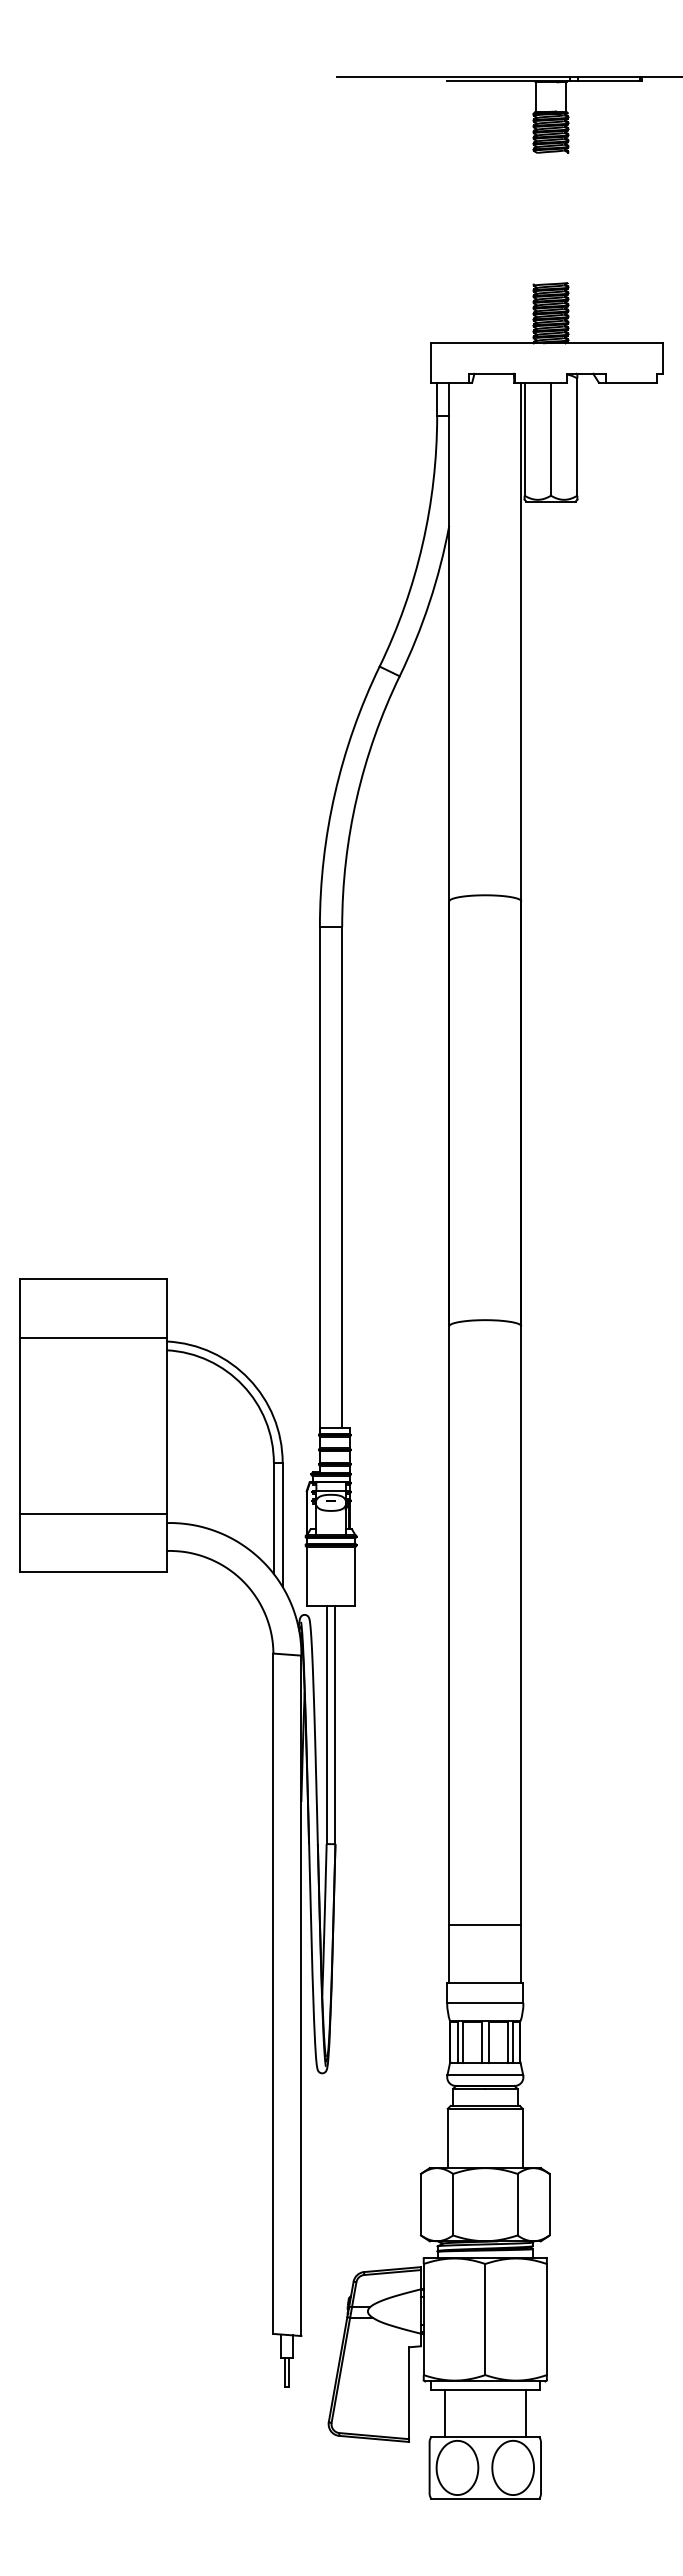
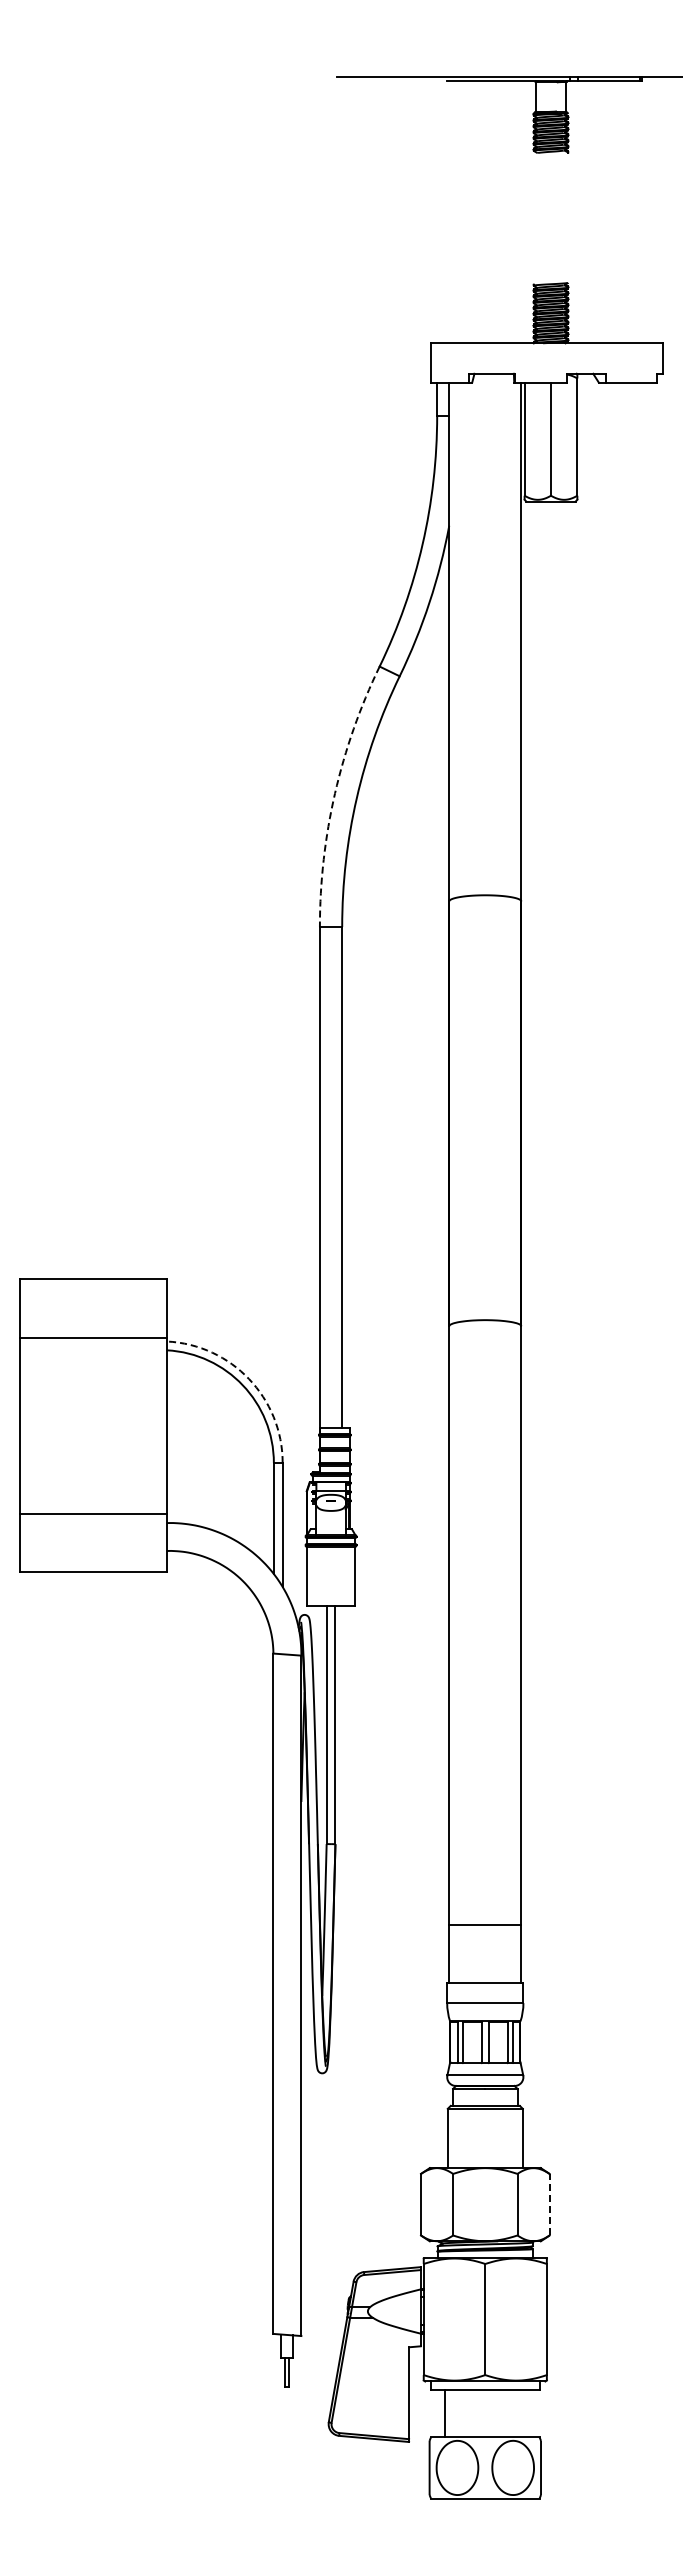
arc: solid -> dashed (335, 793)
arc: solid -> dashed (249, 1379)
line: solid -> dashed (549, 2204)
line: present -> none (526, 2413)
